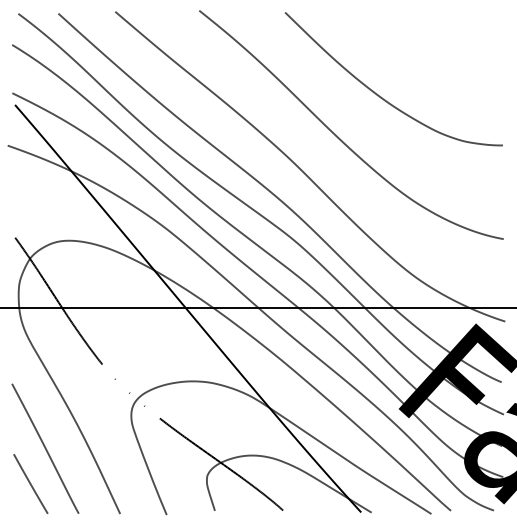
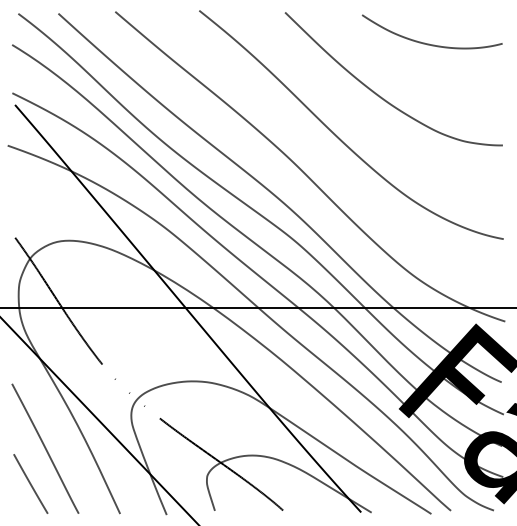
curve: none -> present (429, 43)
line: none -> present (99, 420)
